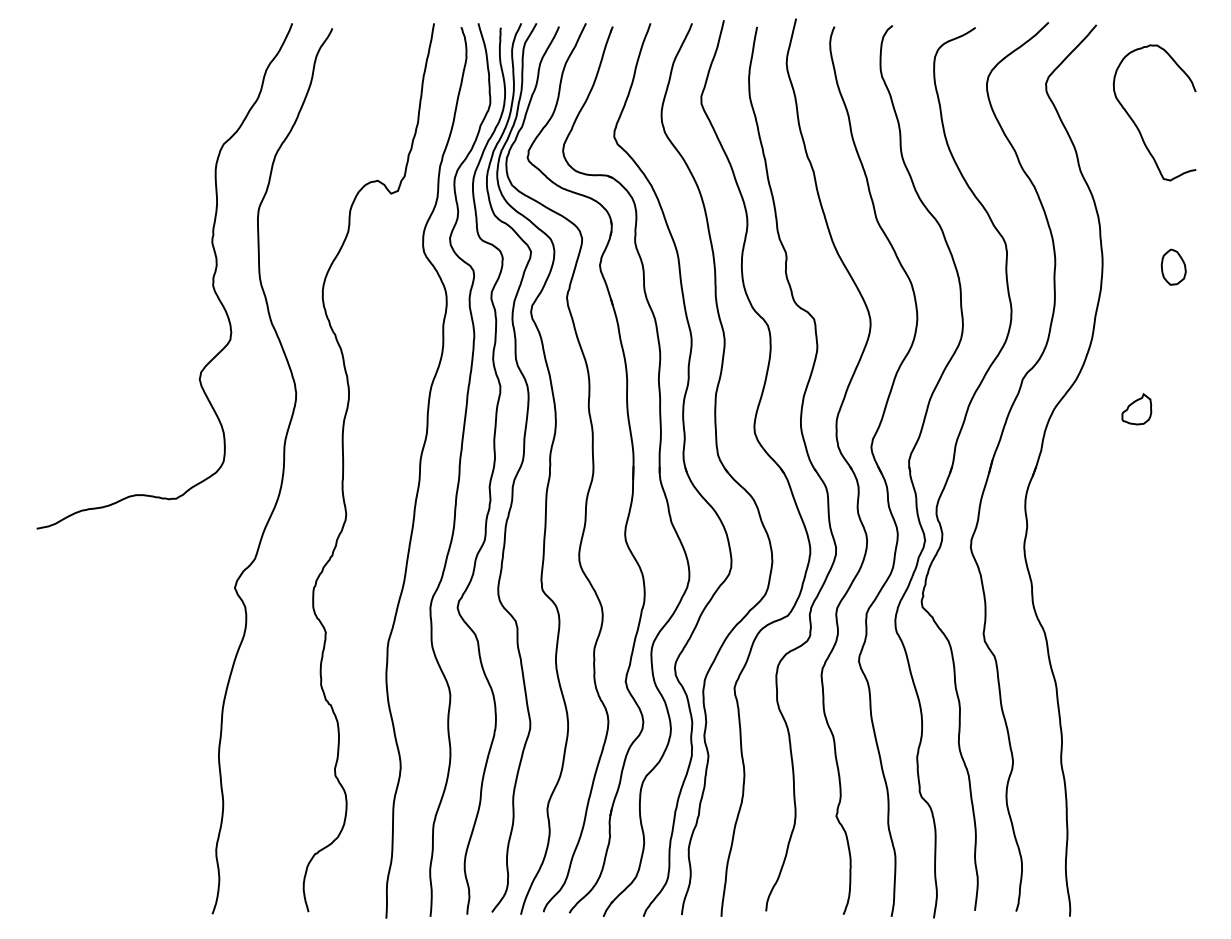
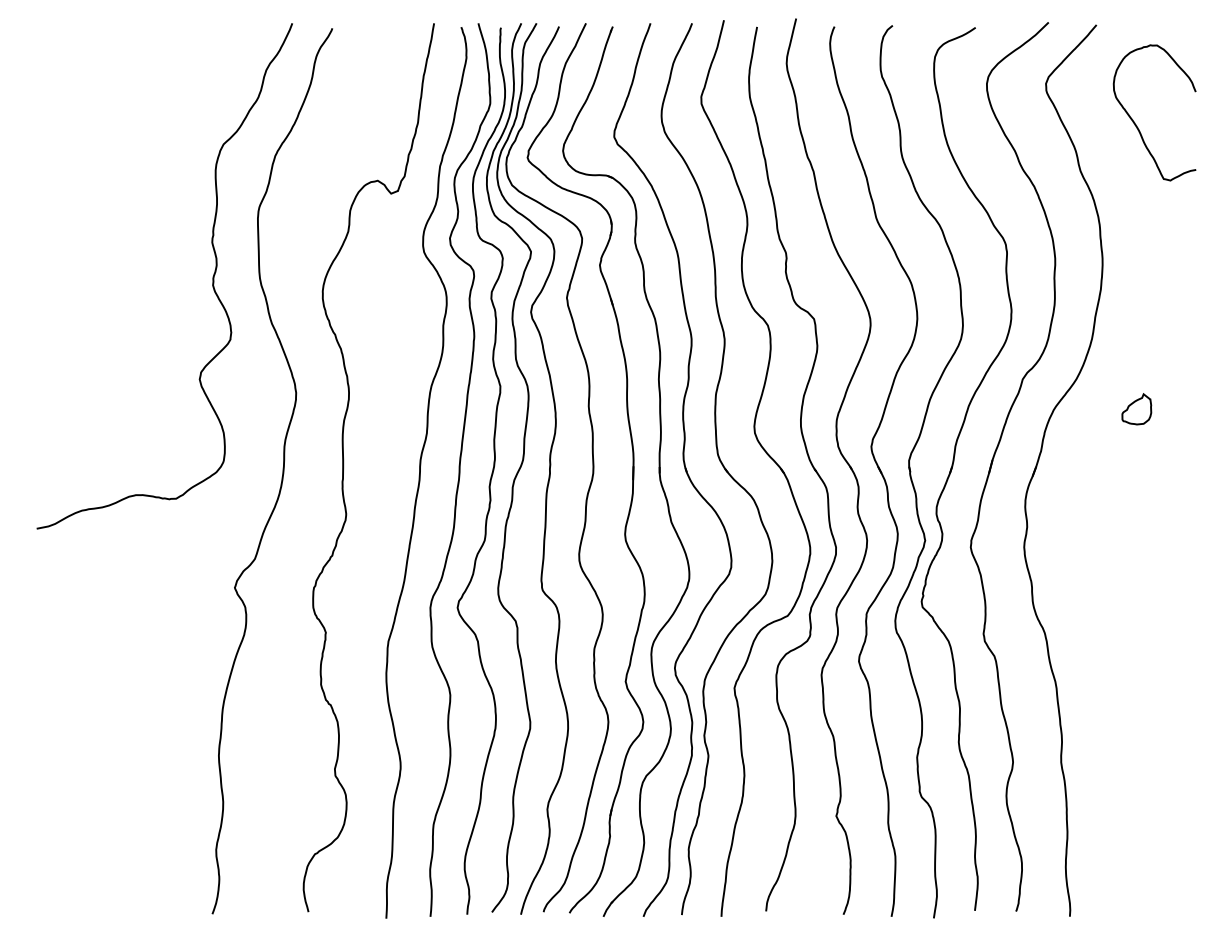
part: present -> none (1173, 266)
